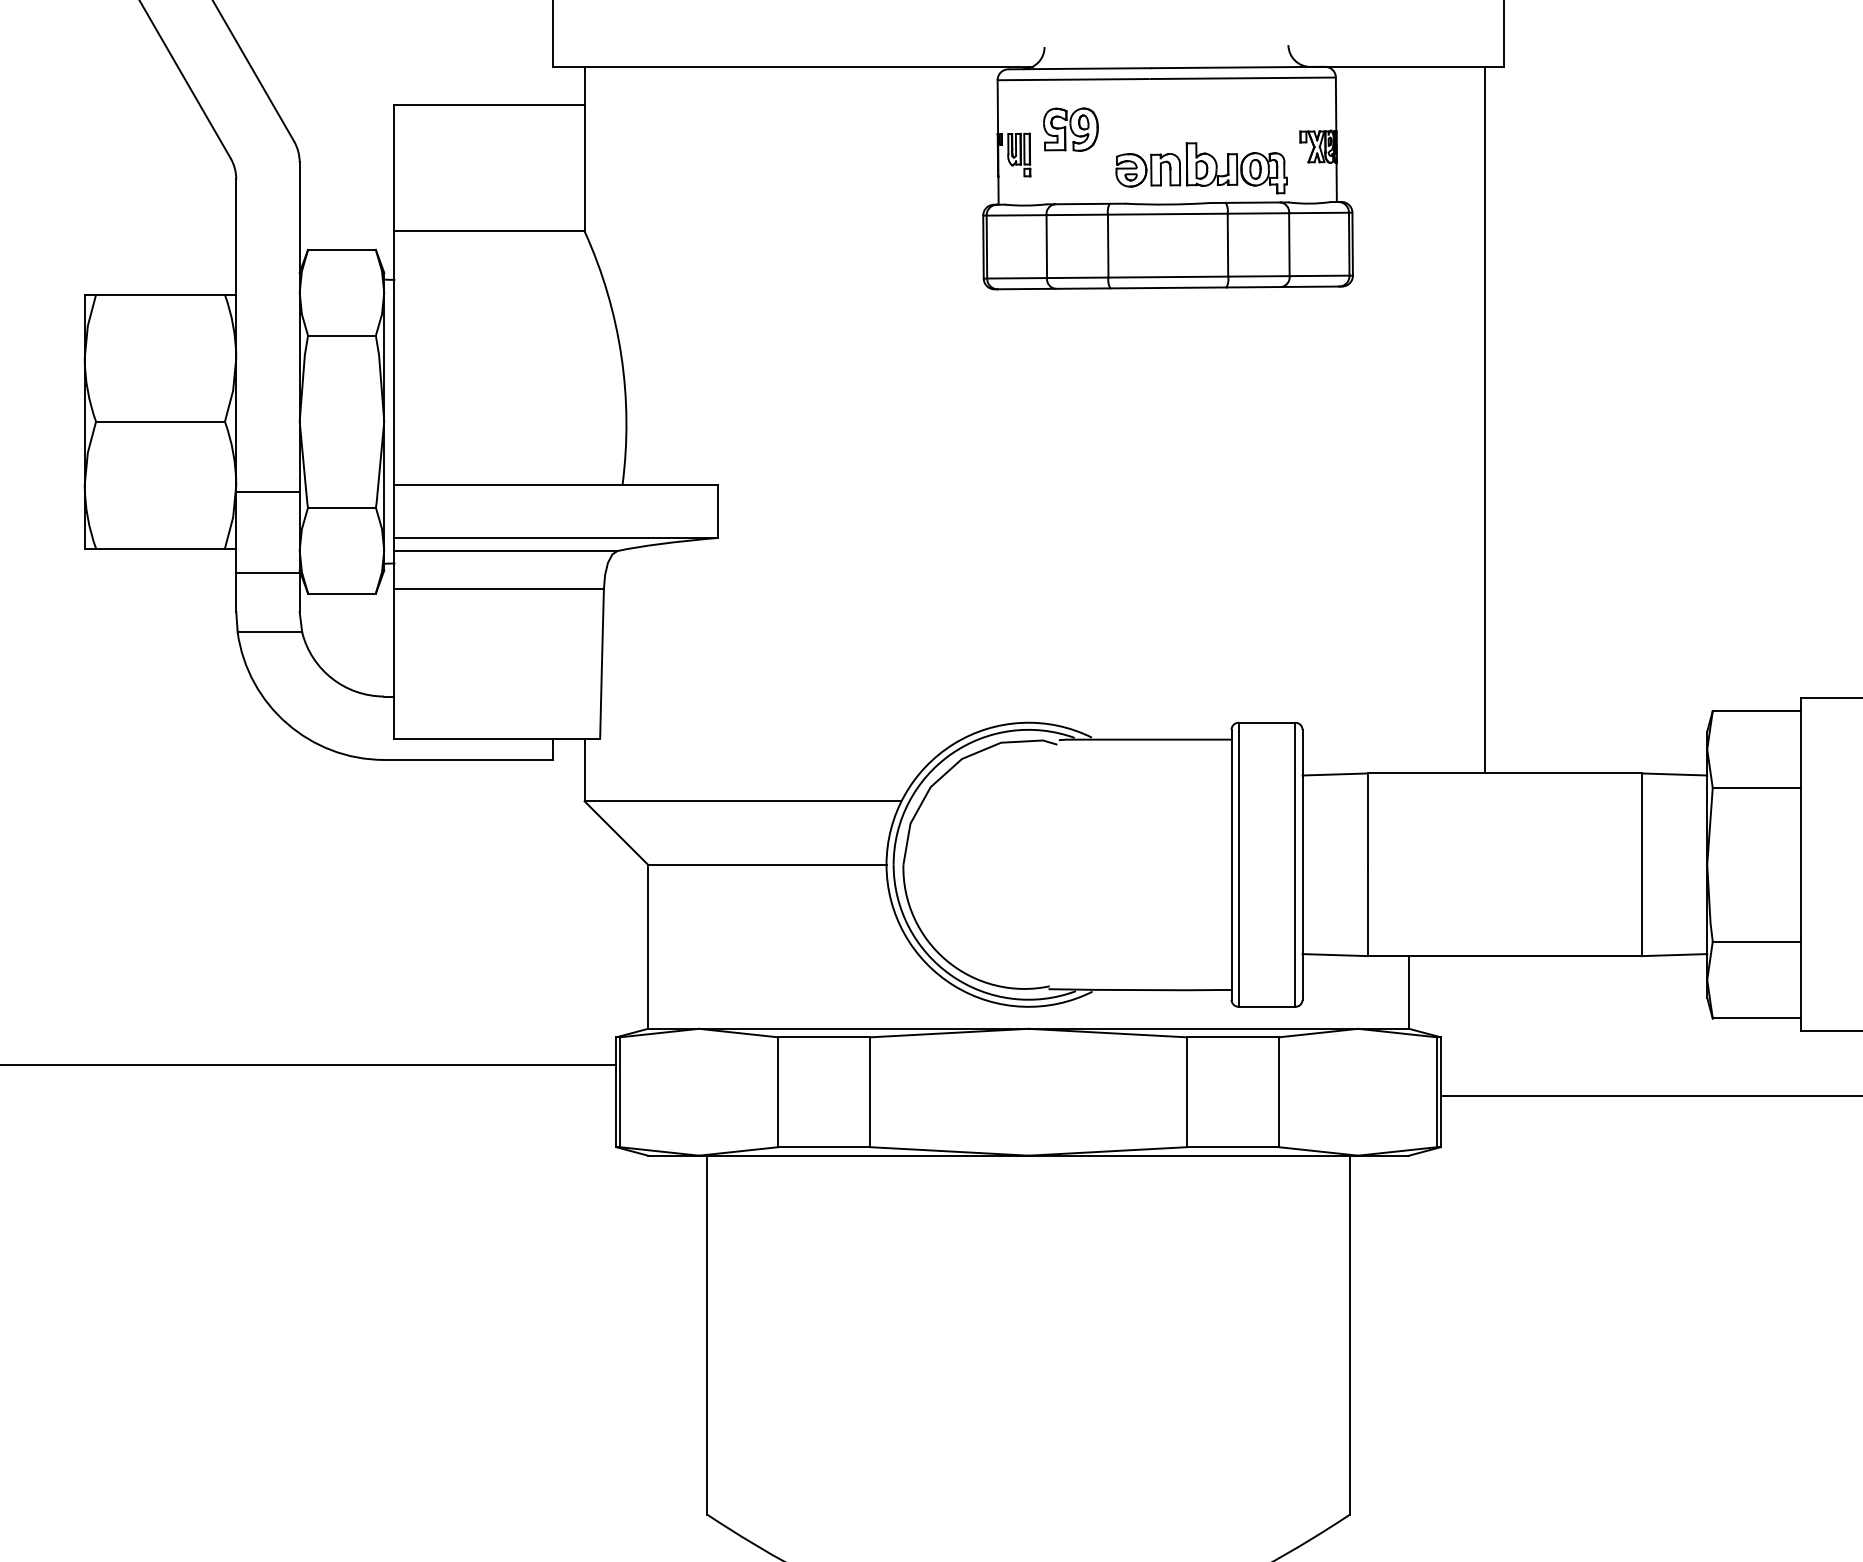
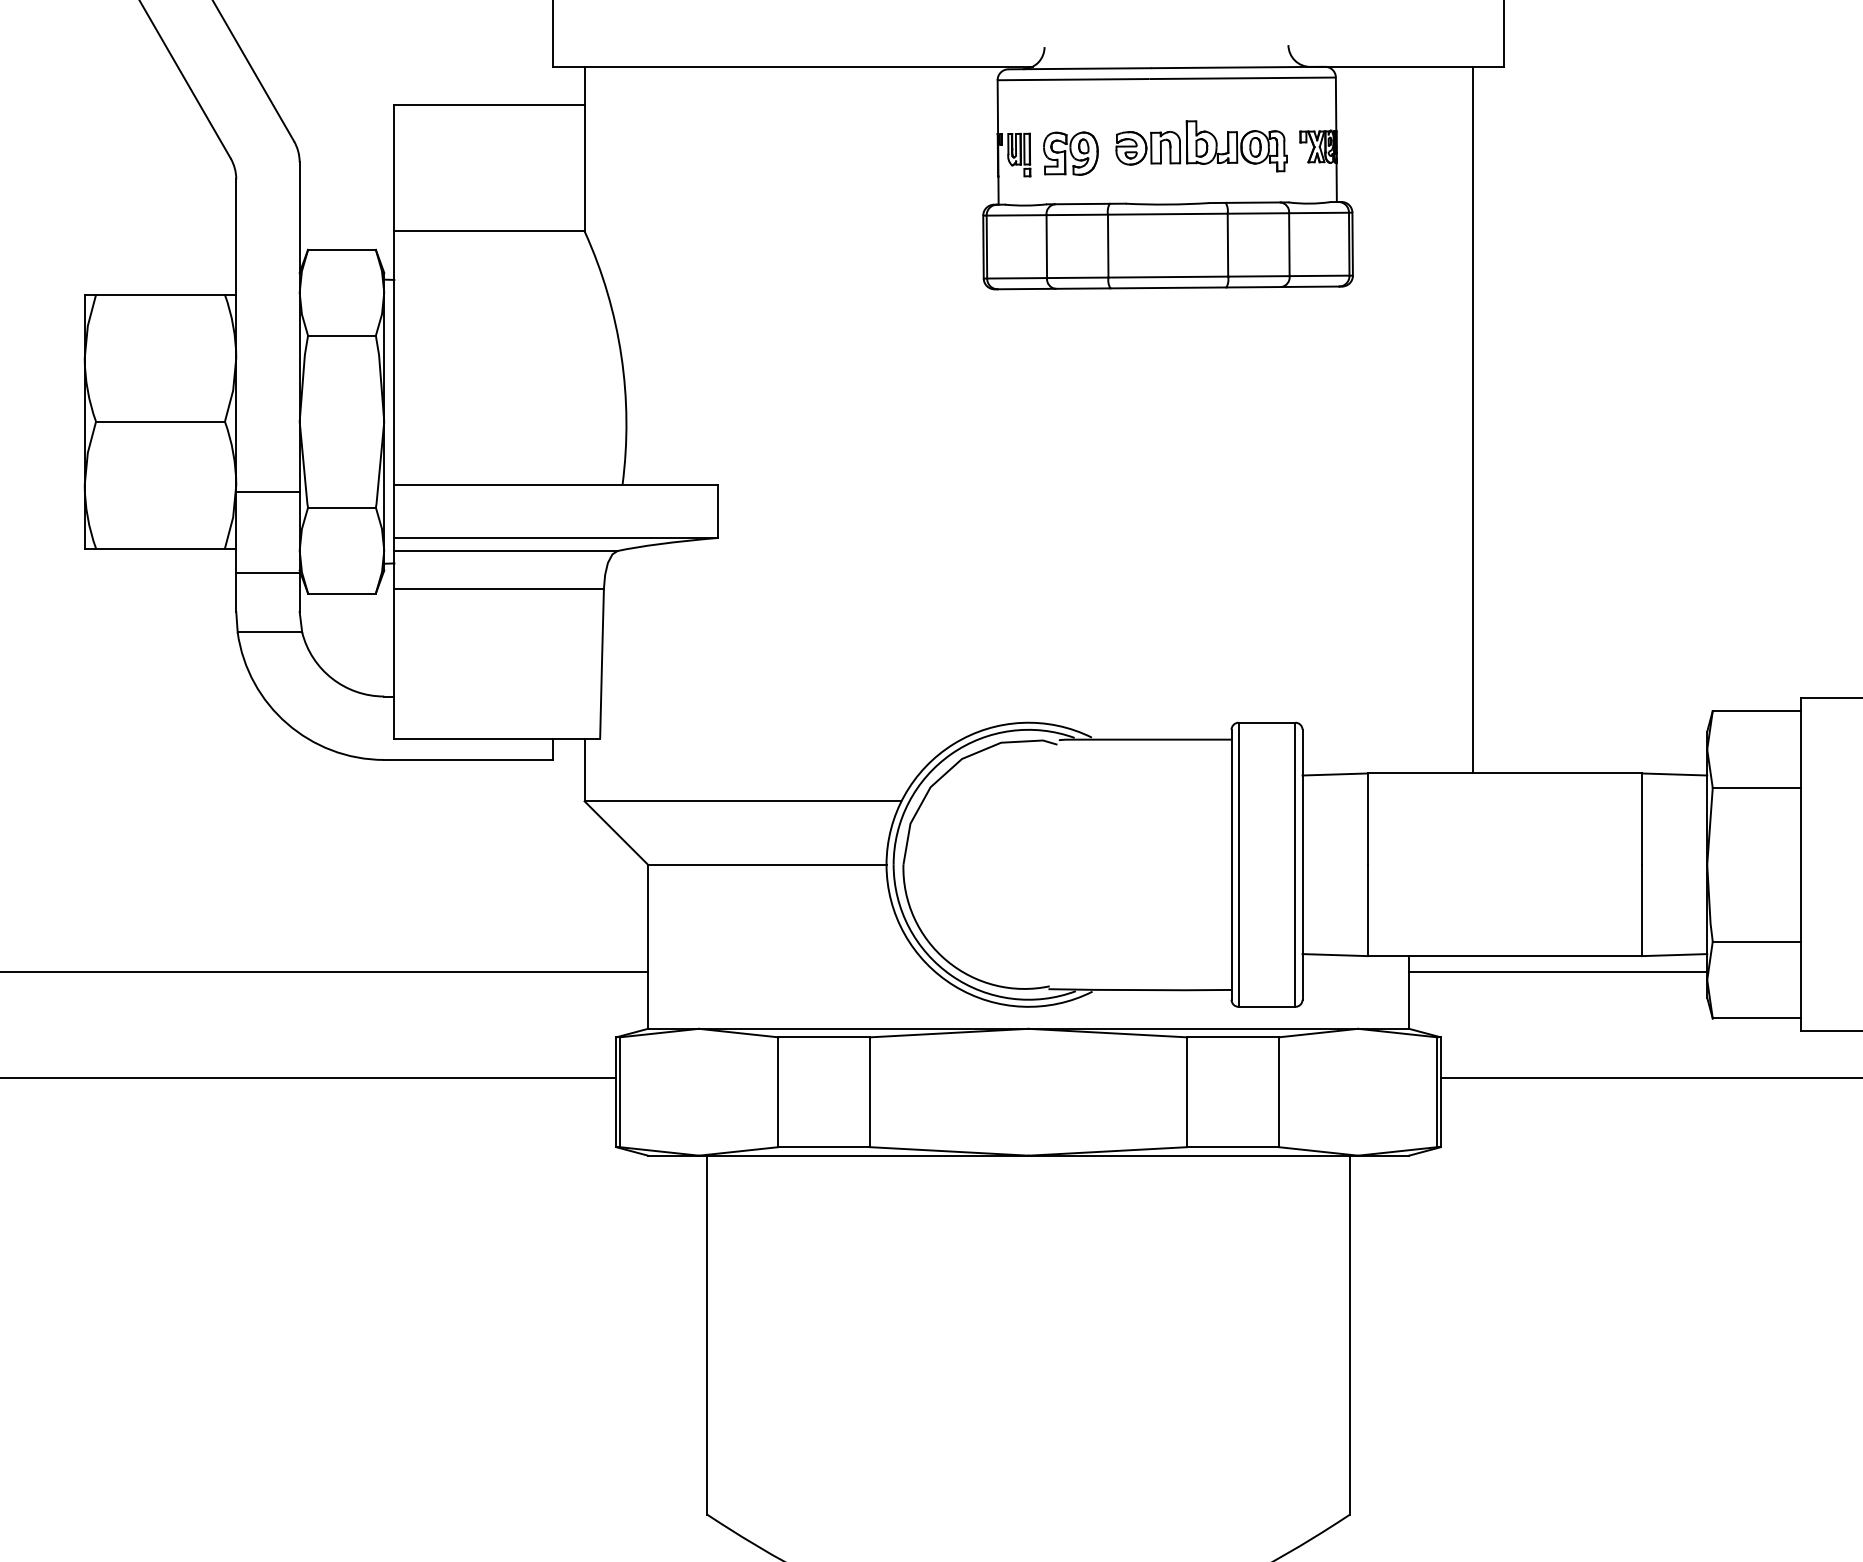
part position: (1070, 129) -> (1070, 153) (1070, 153)
part position: (1201, 168) -> (1201, 146) (1201, 146)
line position: (1484, 419) -> (1472, 419) (1472, 419)
line: none -> present (325, 972)
line: none -> present (1558, 972)
line position: (309, 1065) -> (309, 1078) (309, 1078)
line position: (1649, 1096) -> (1649, 1078) (1649, 1078)
